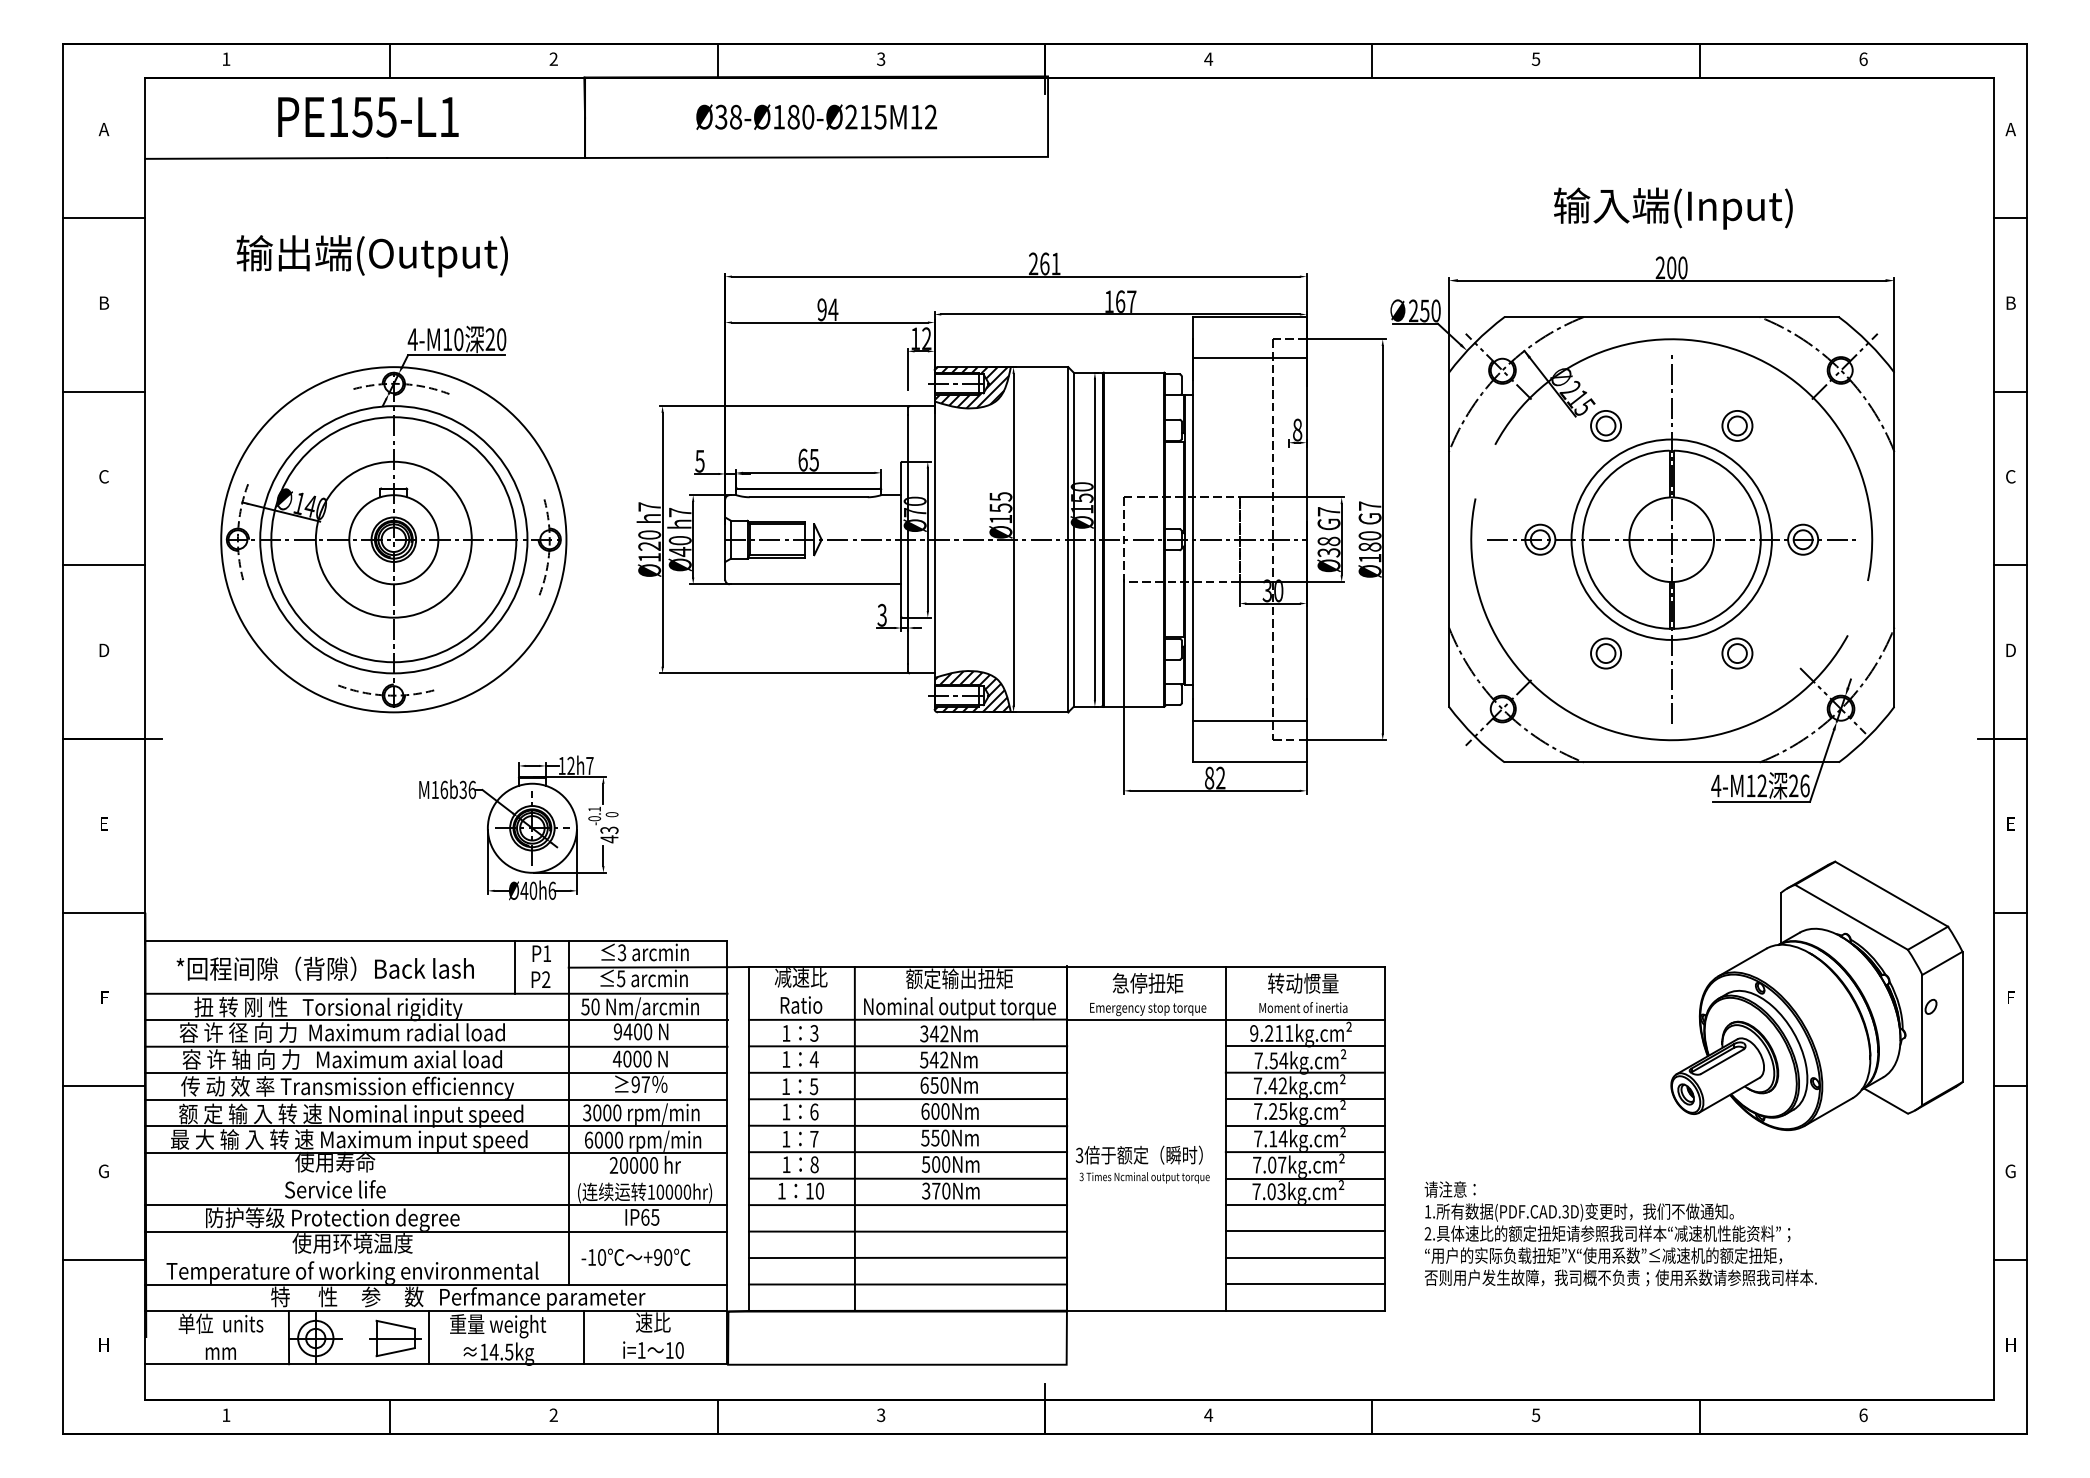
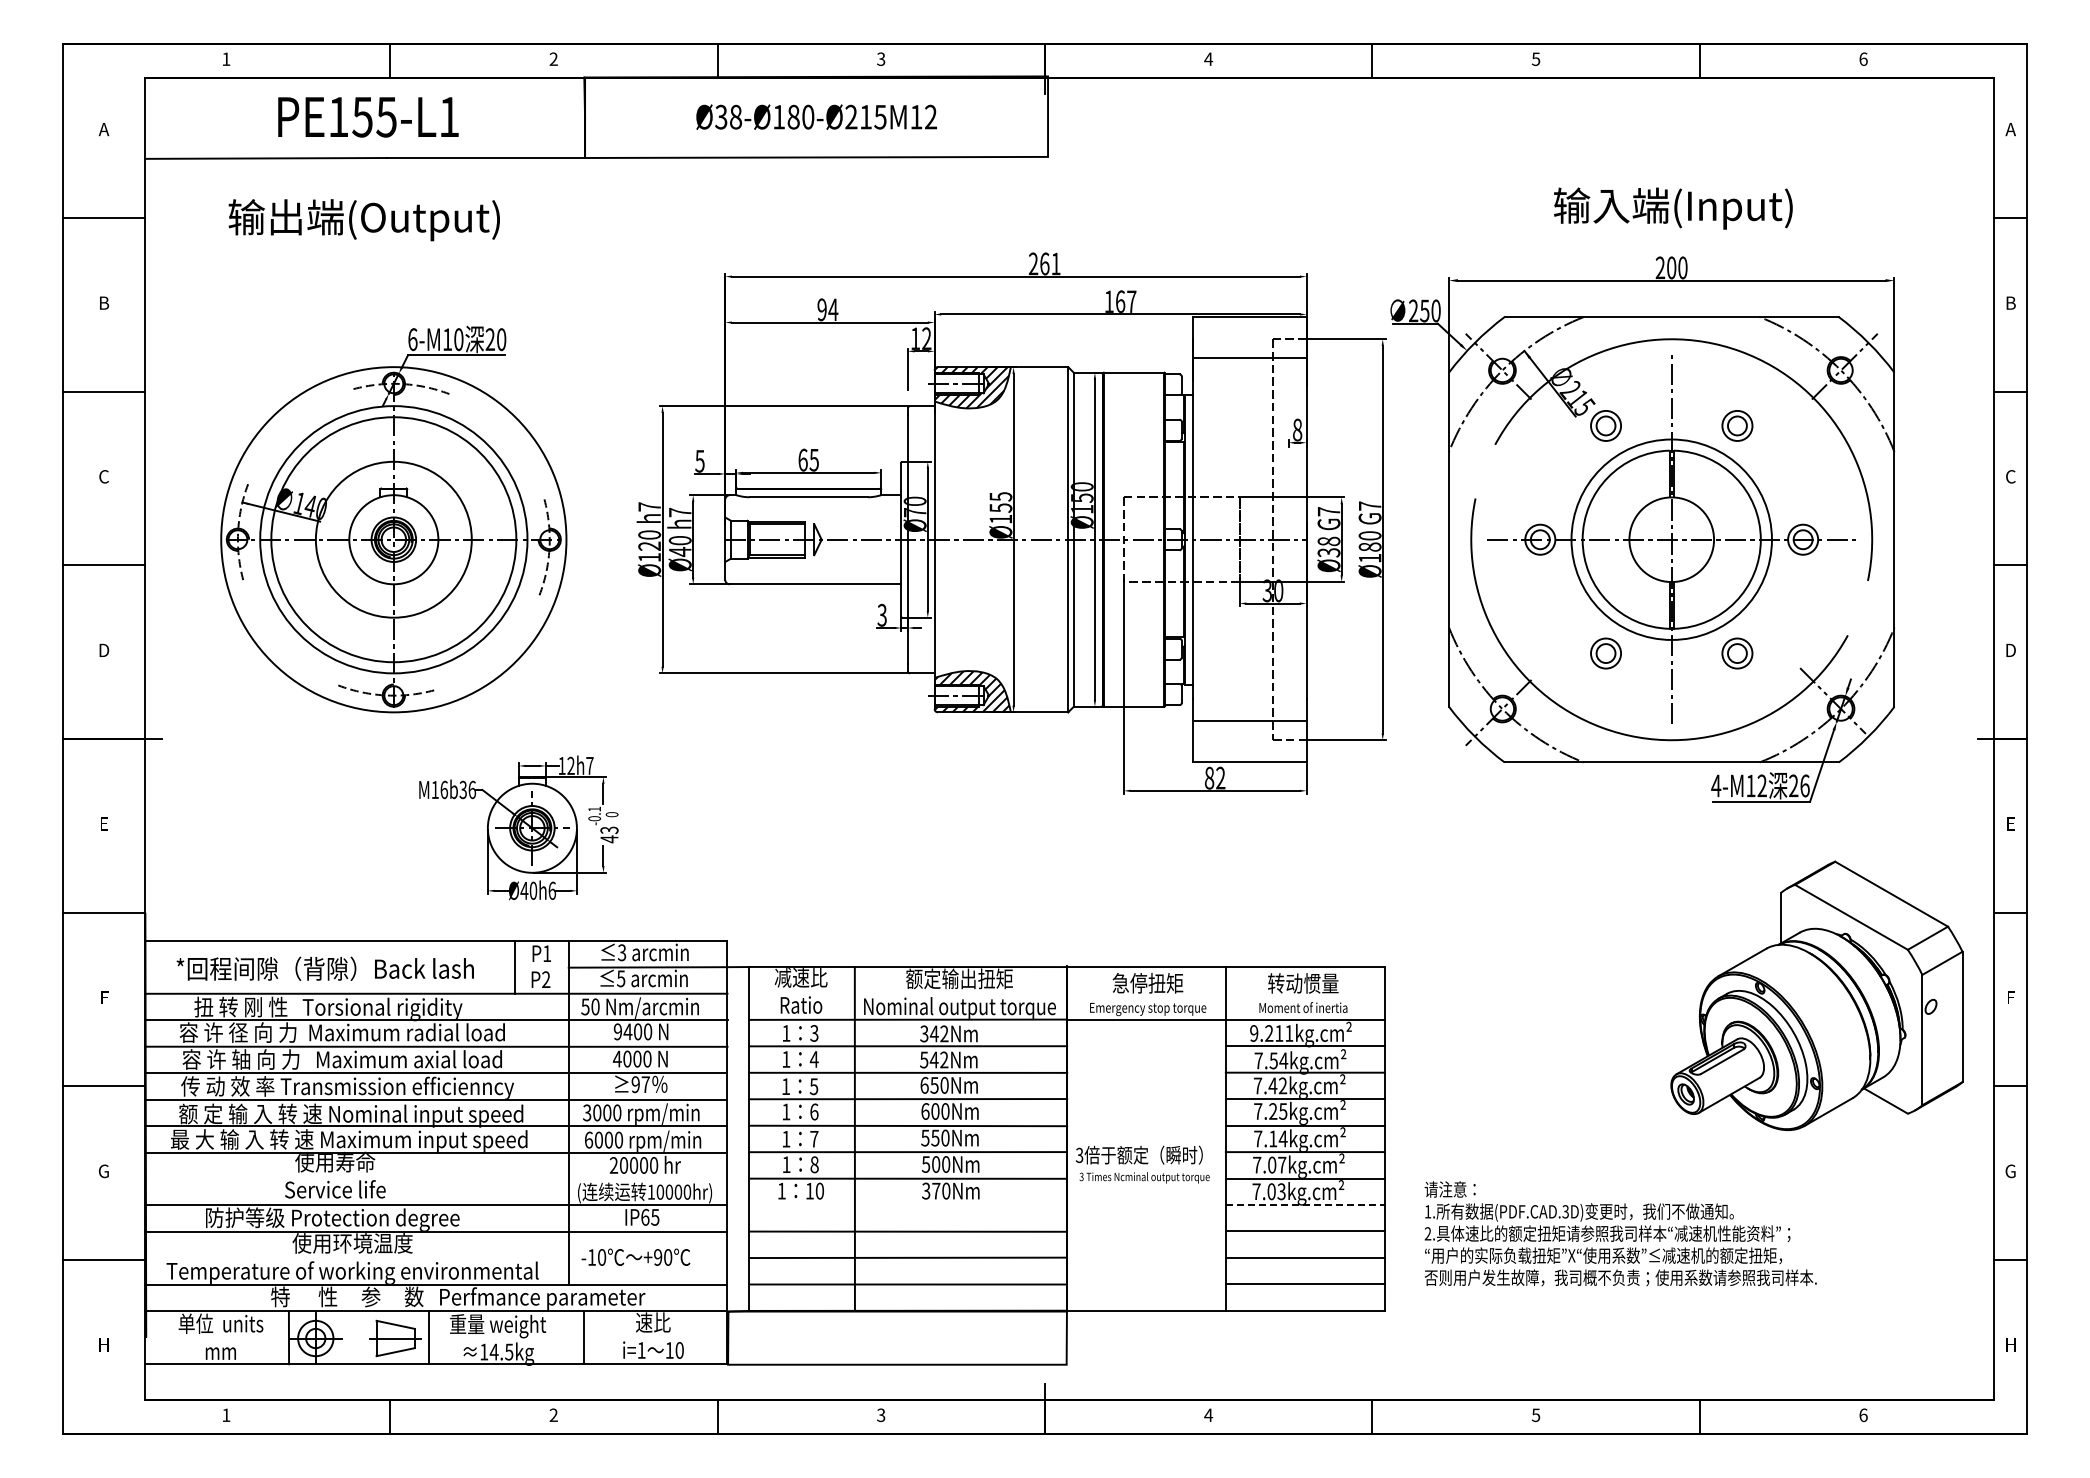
text position: (371, 256) -> (363, 220) (363, 220)
text: 4-M10 -> 6-M10 (412, 339)
line: present -> none (908, 1205)
line: solid -> dashed (1305, 1205)
